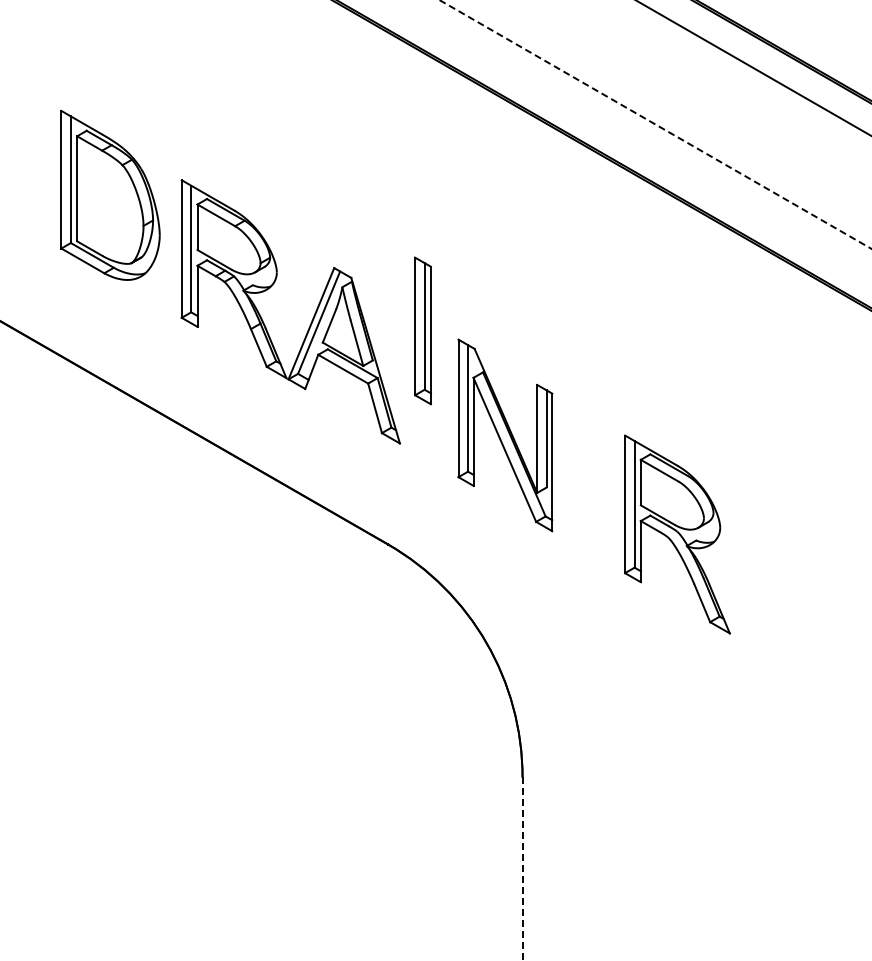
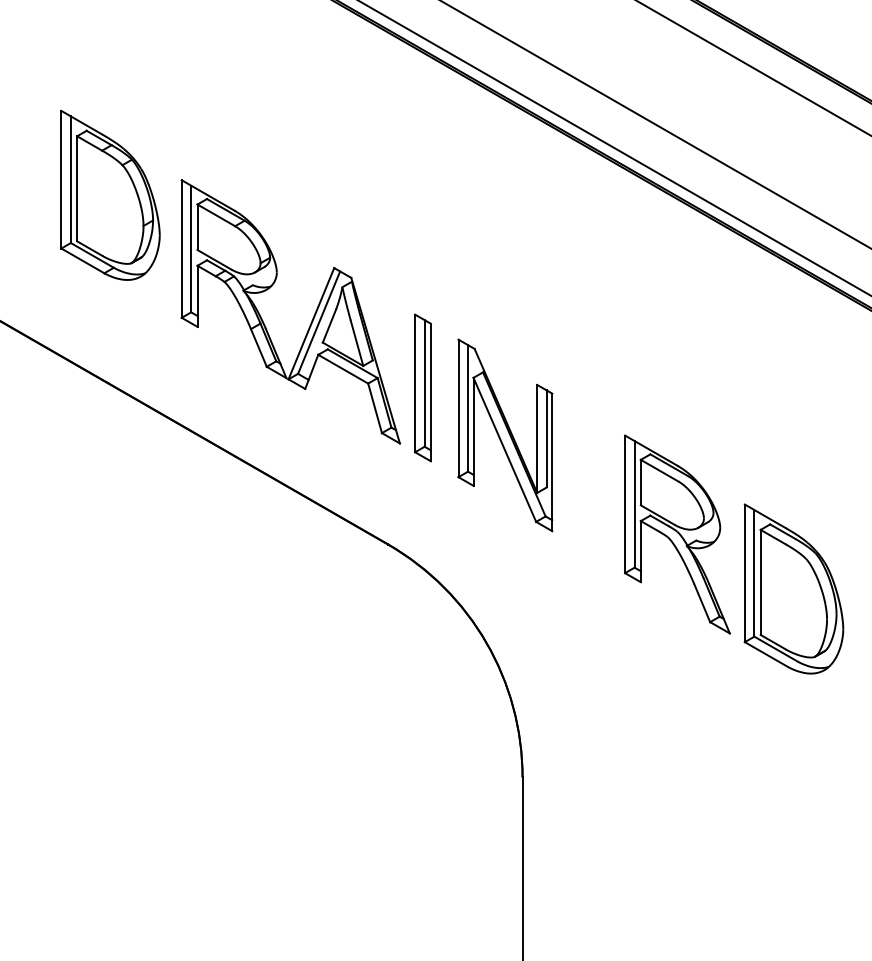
line: dashed -> solid (656, 124)
line: none -> present (614, 148)
part position: (422, 330) -> (422, 387) (422, 387)
part: none -> present (793, 588)
line: dashed -> solid (522, 869)
